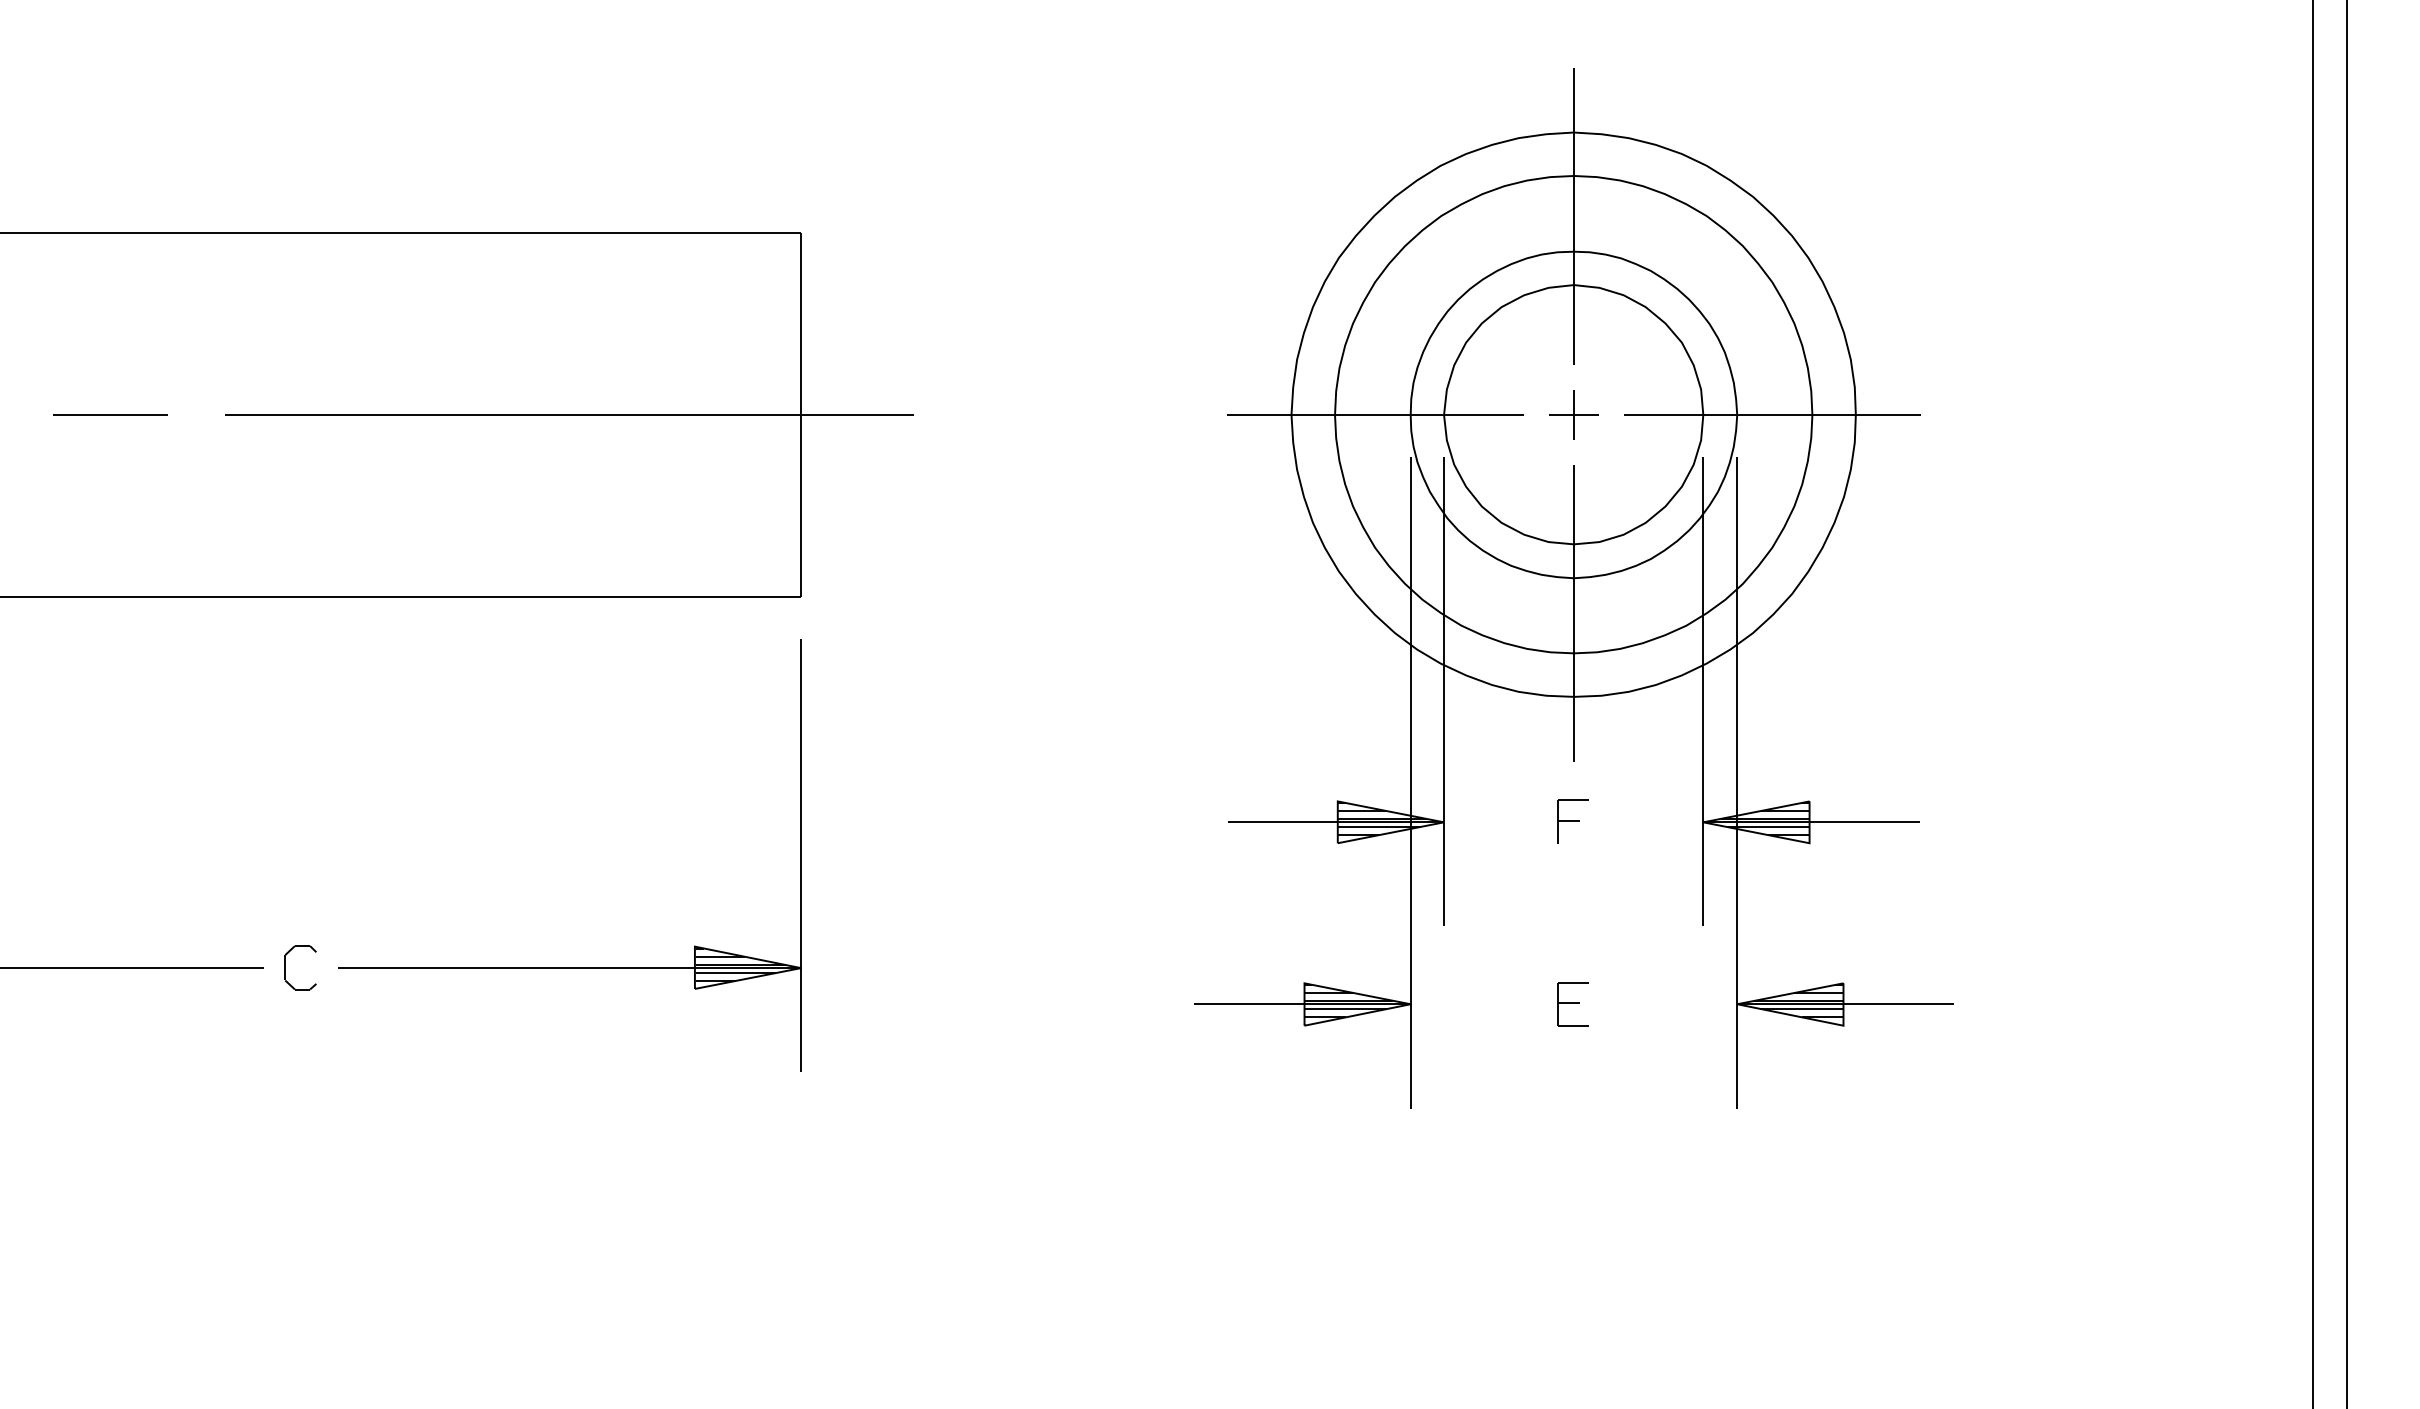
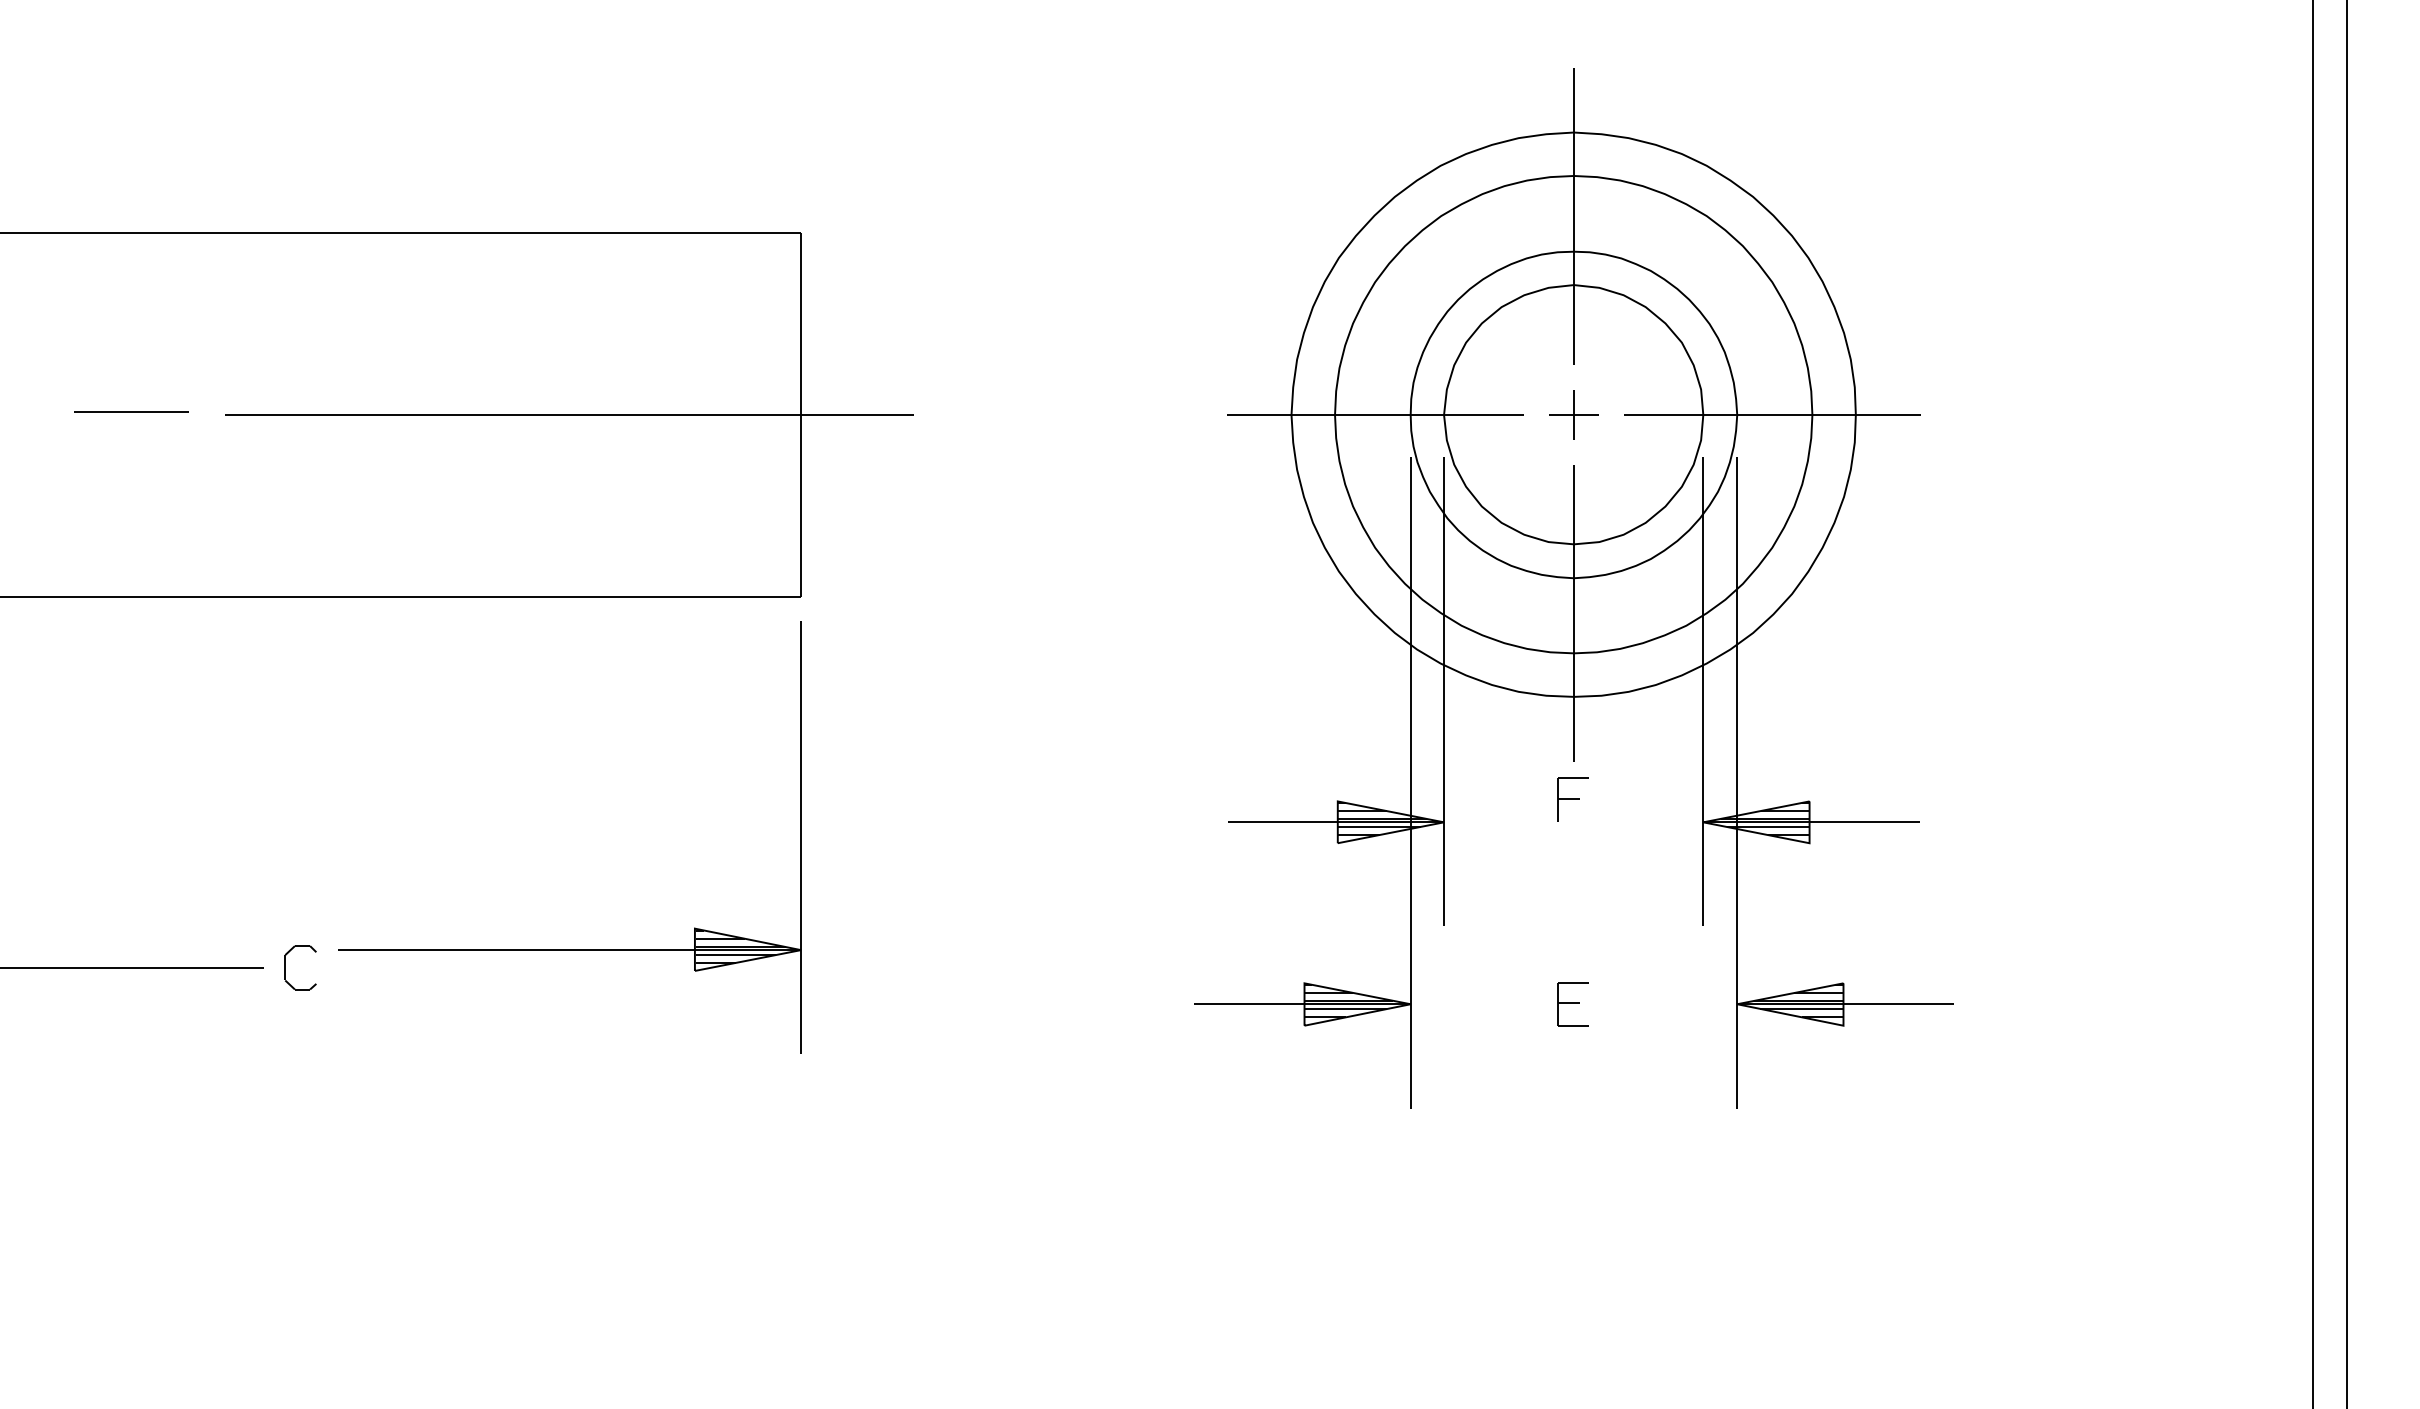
line position: (110, 414) -> (131, 411) (131, 411)
part position: (1572, 821) -> (1572, 799) (1572, 799)
part position: (569, 967) -> (569, 949) (569, 949)
